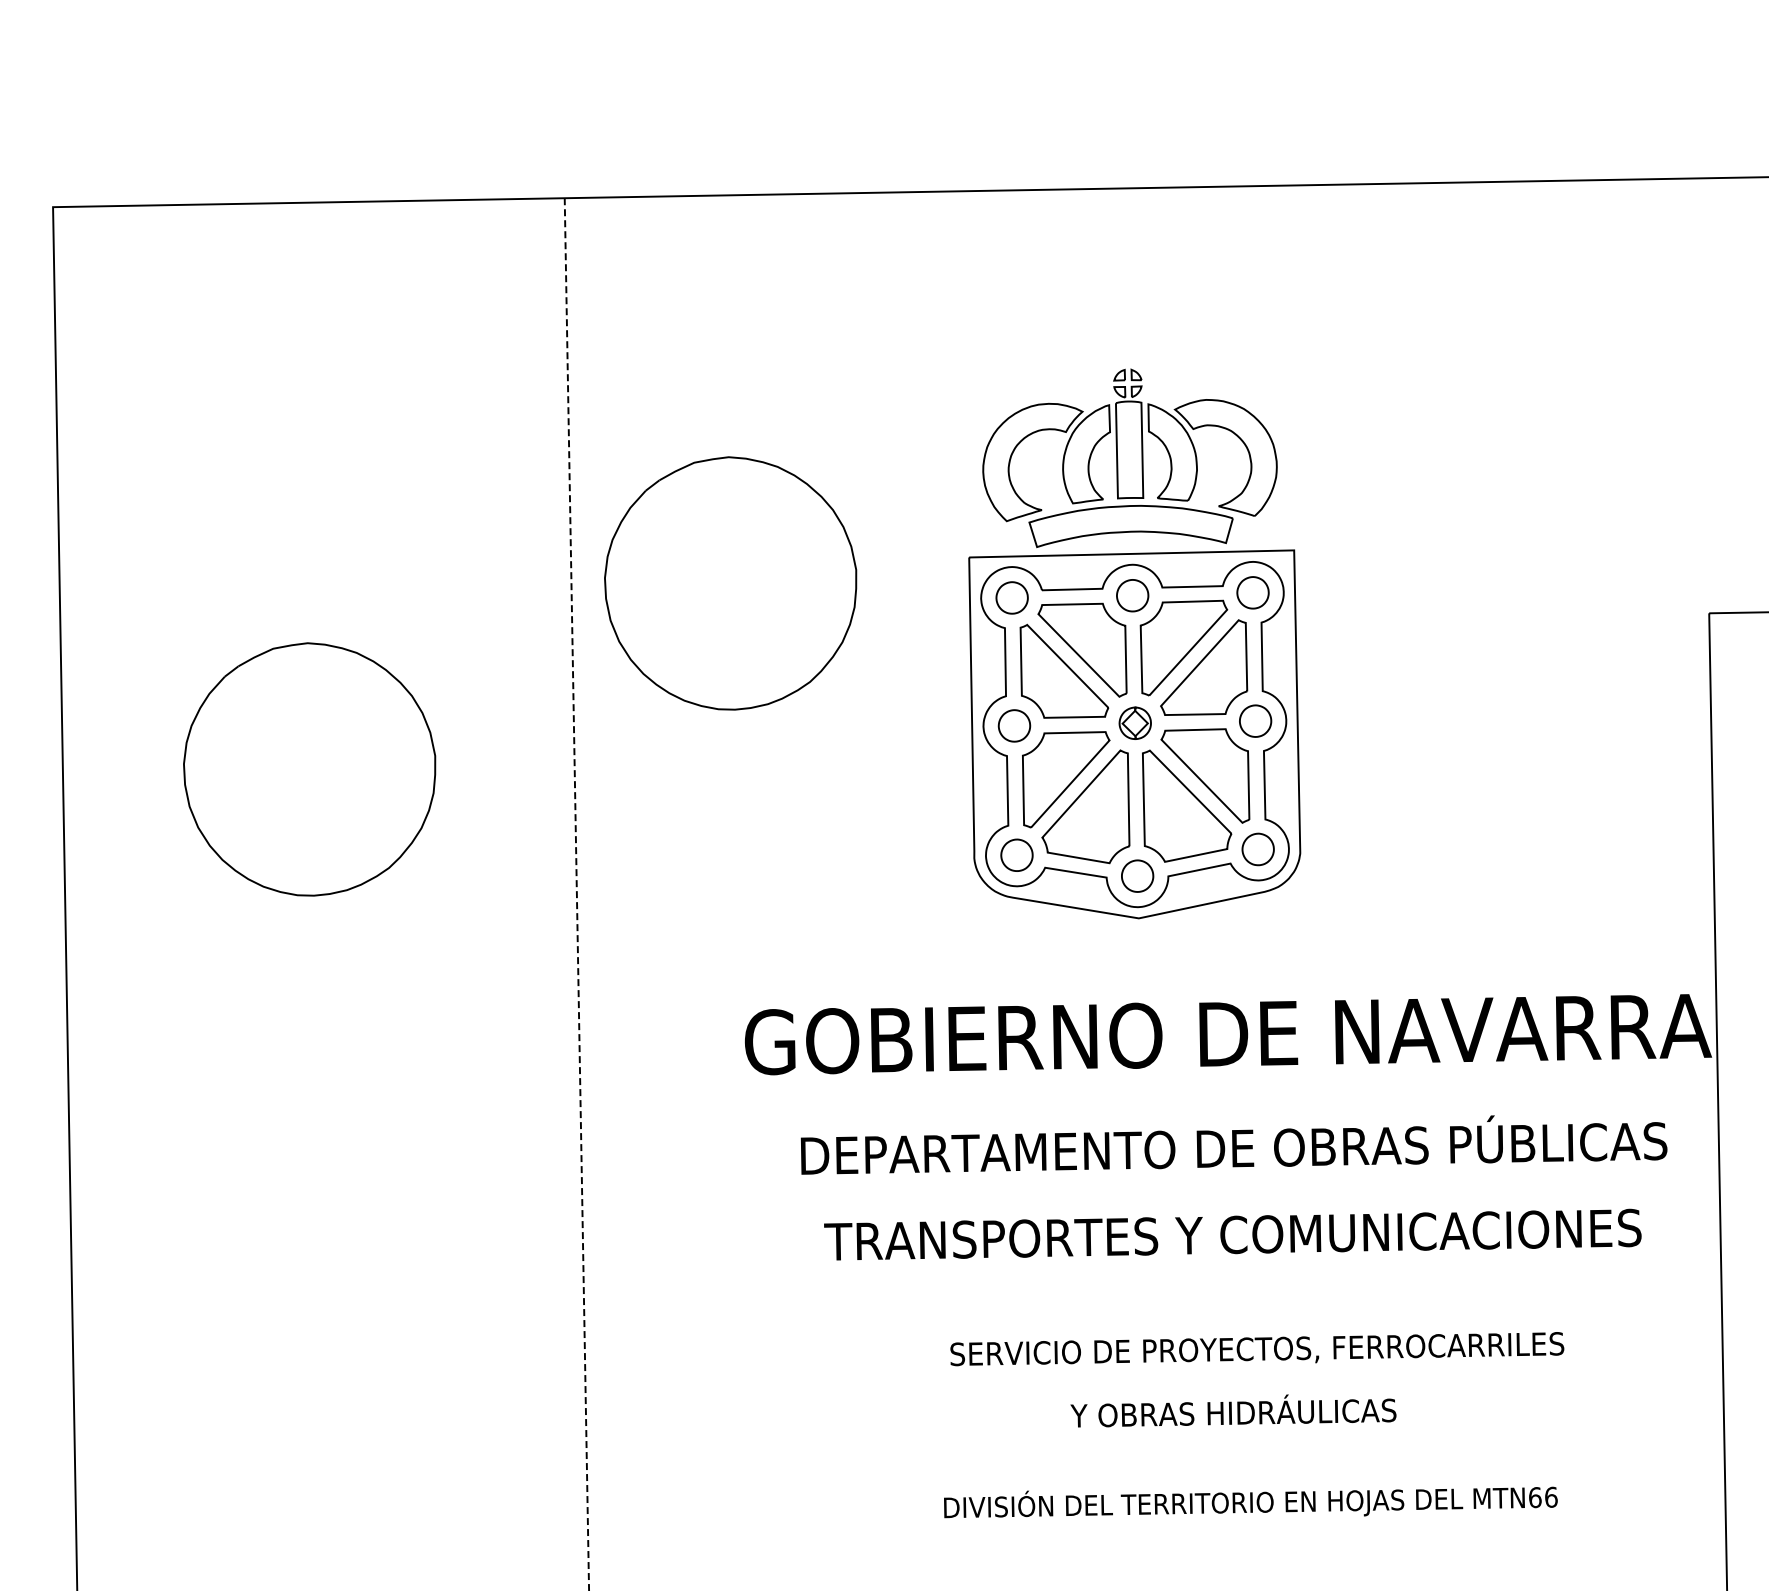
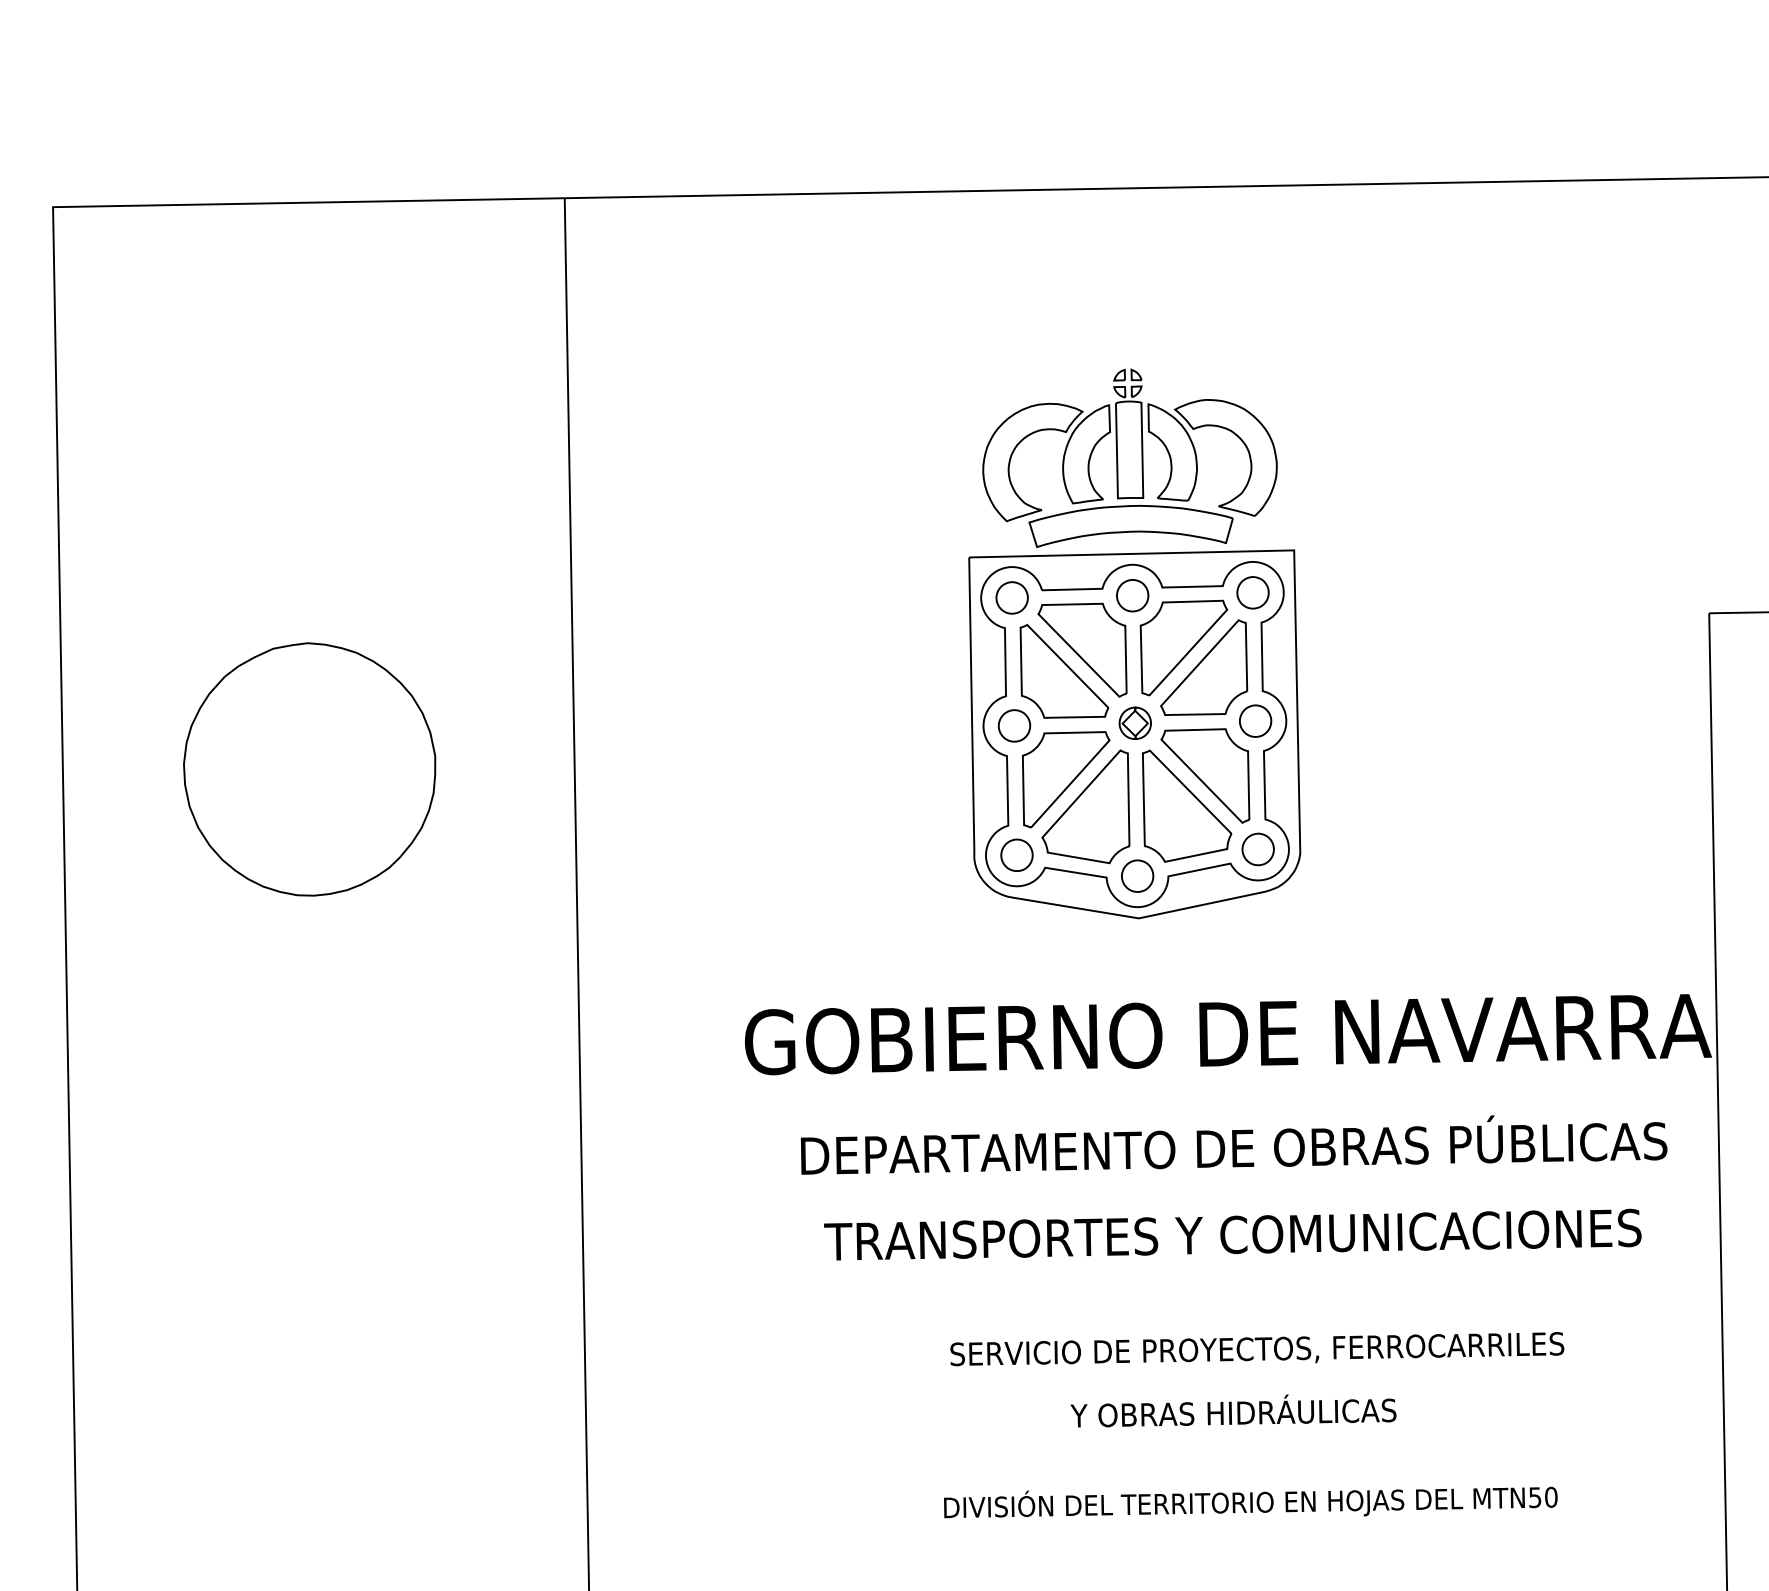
part: present -> none (730, 583)
line: dashed -> solid (576, 894)
text: MTN66 -> MTN50 (1543, 1497)
